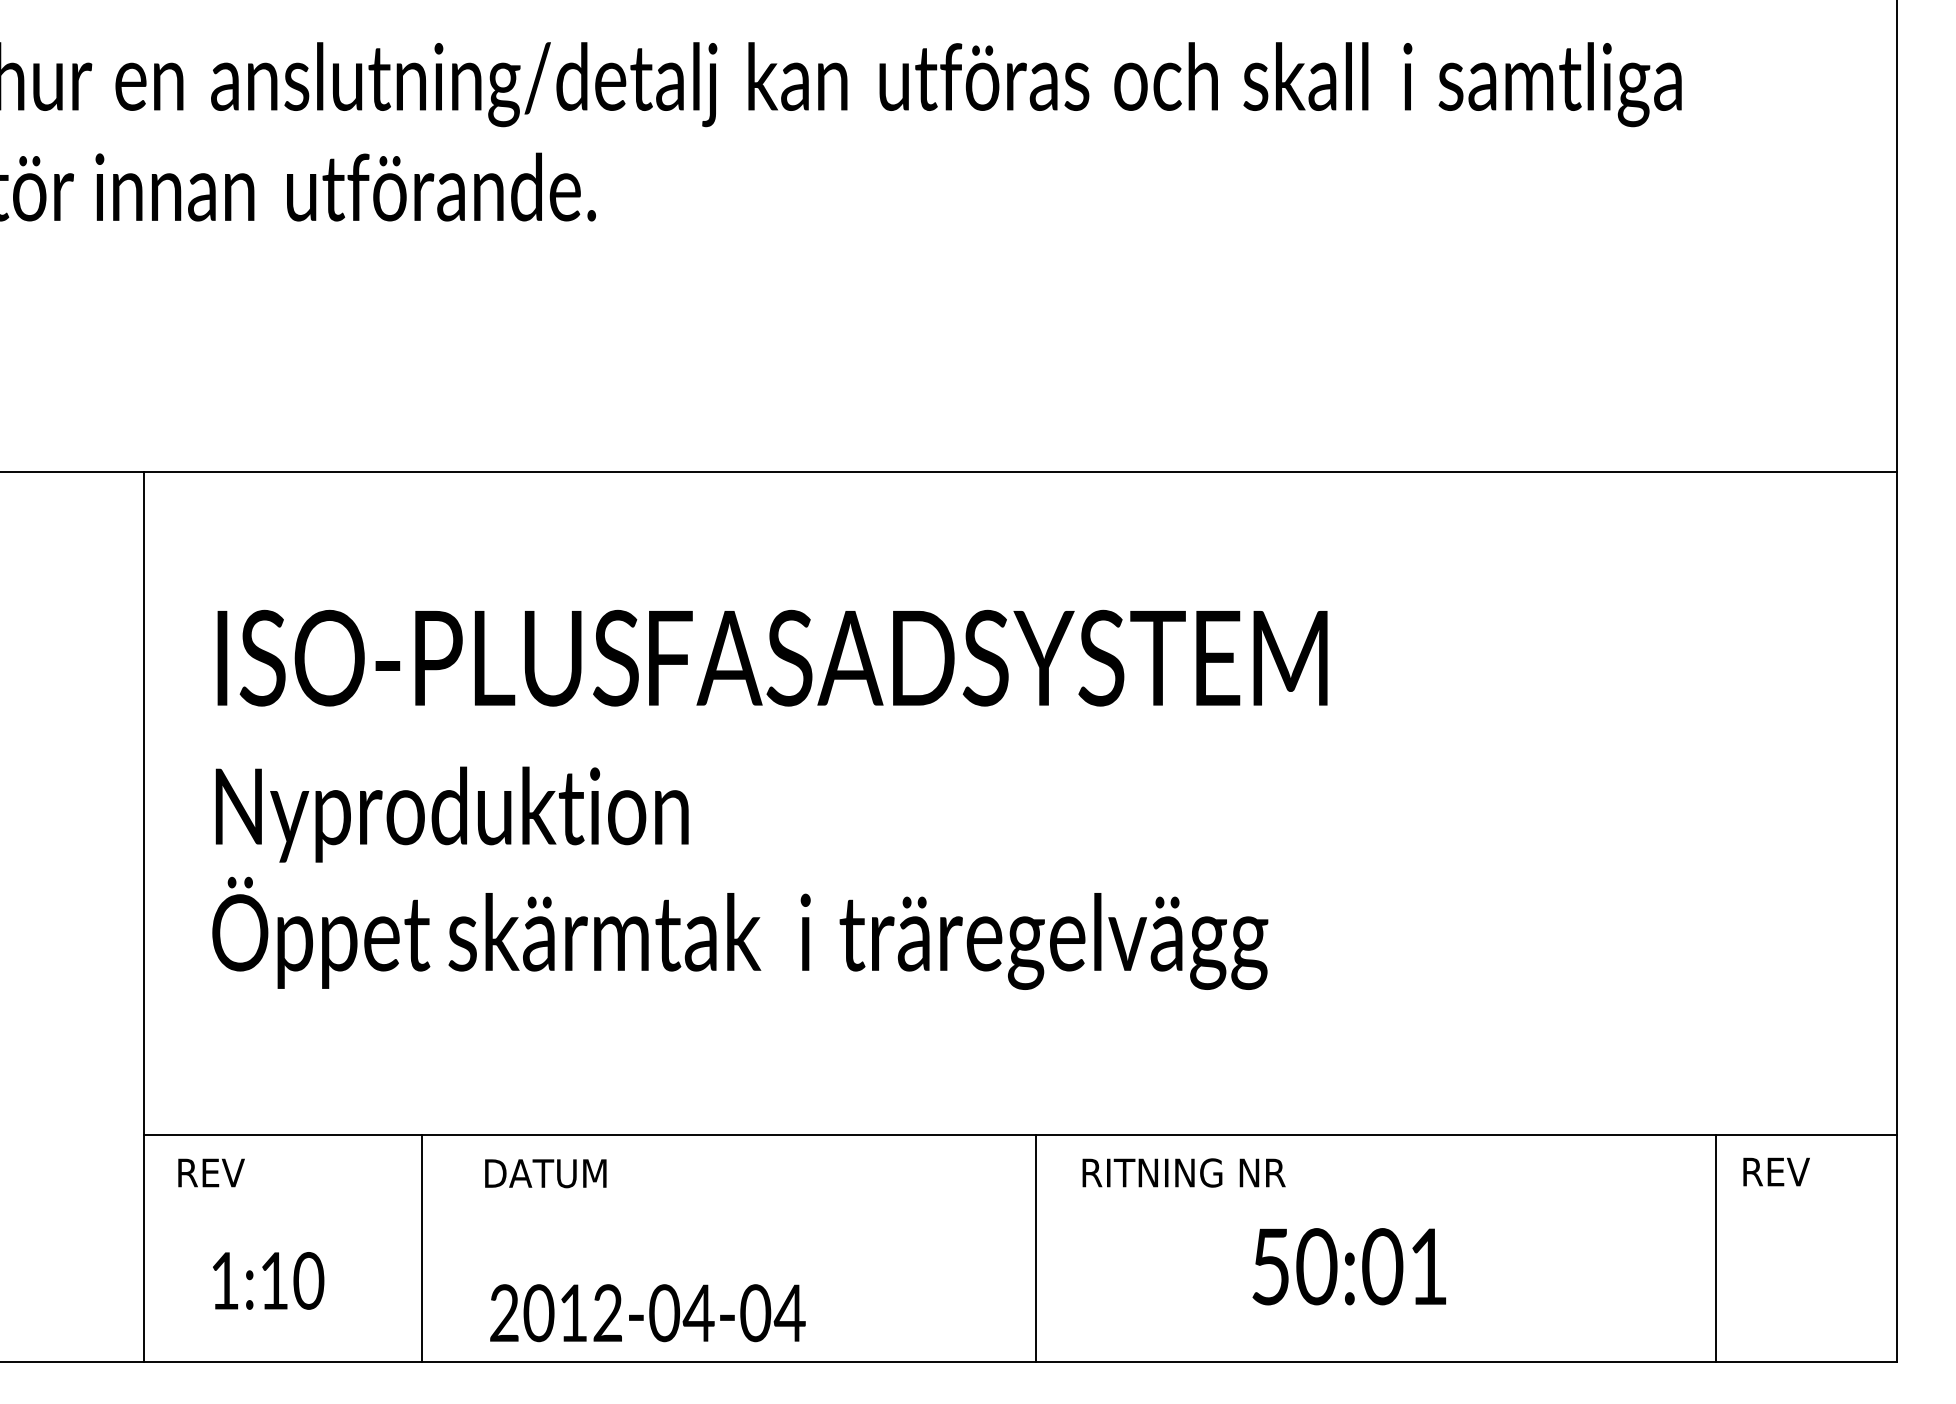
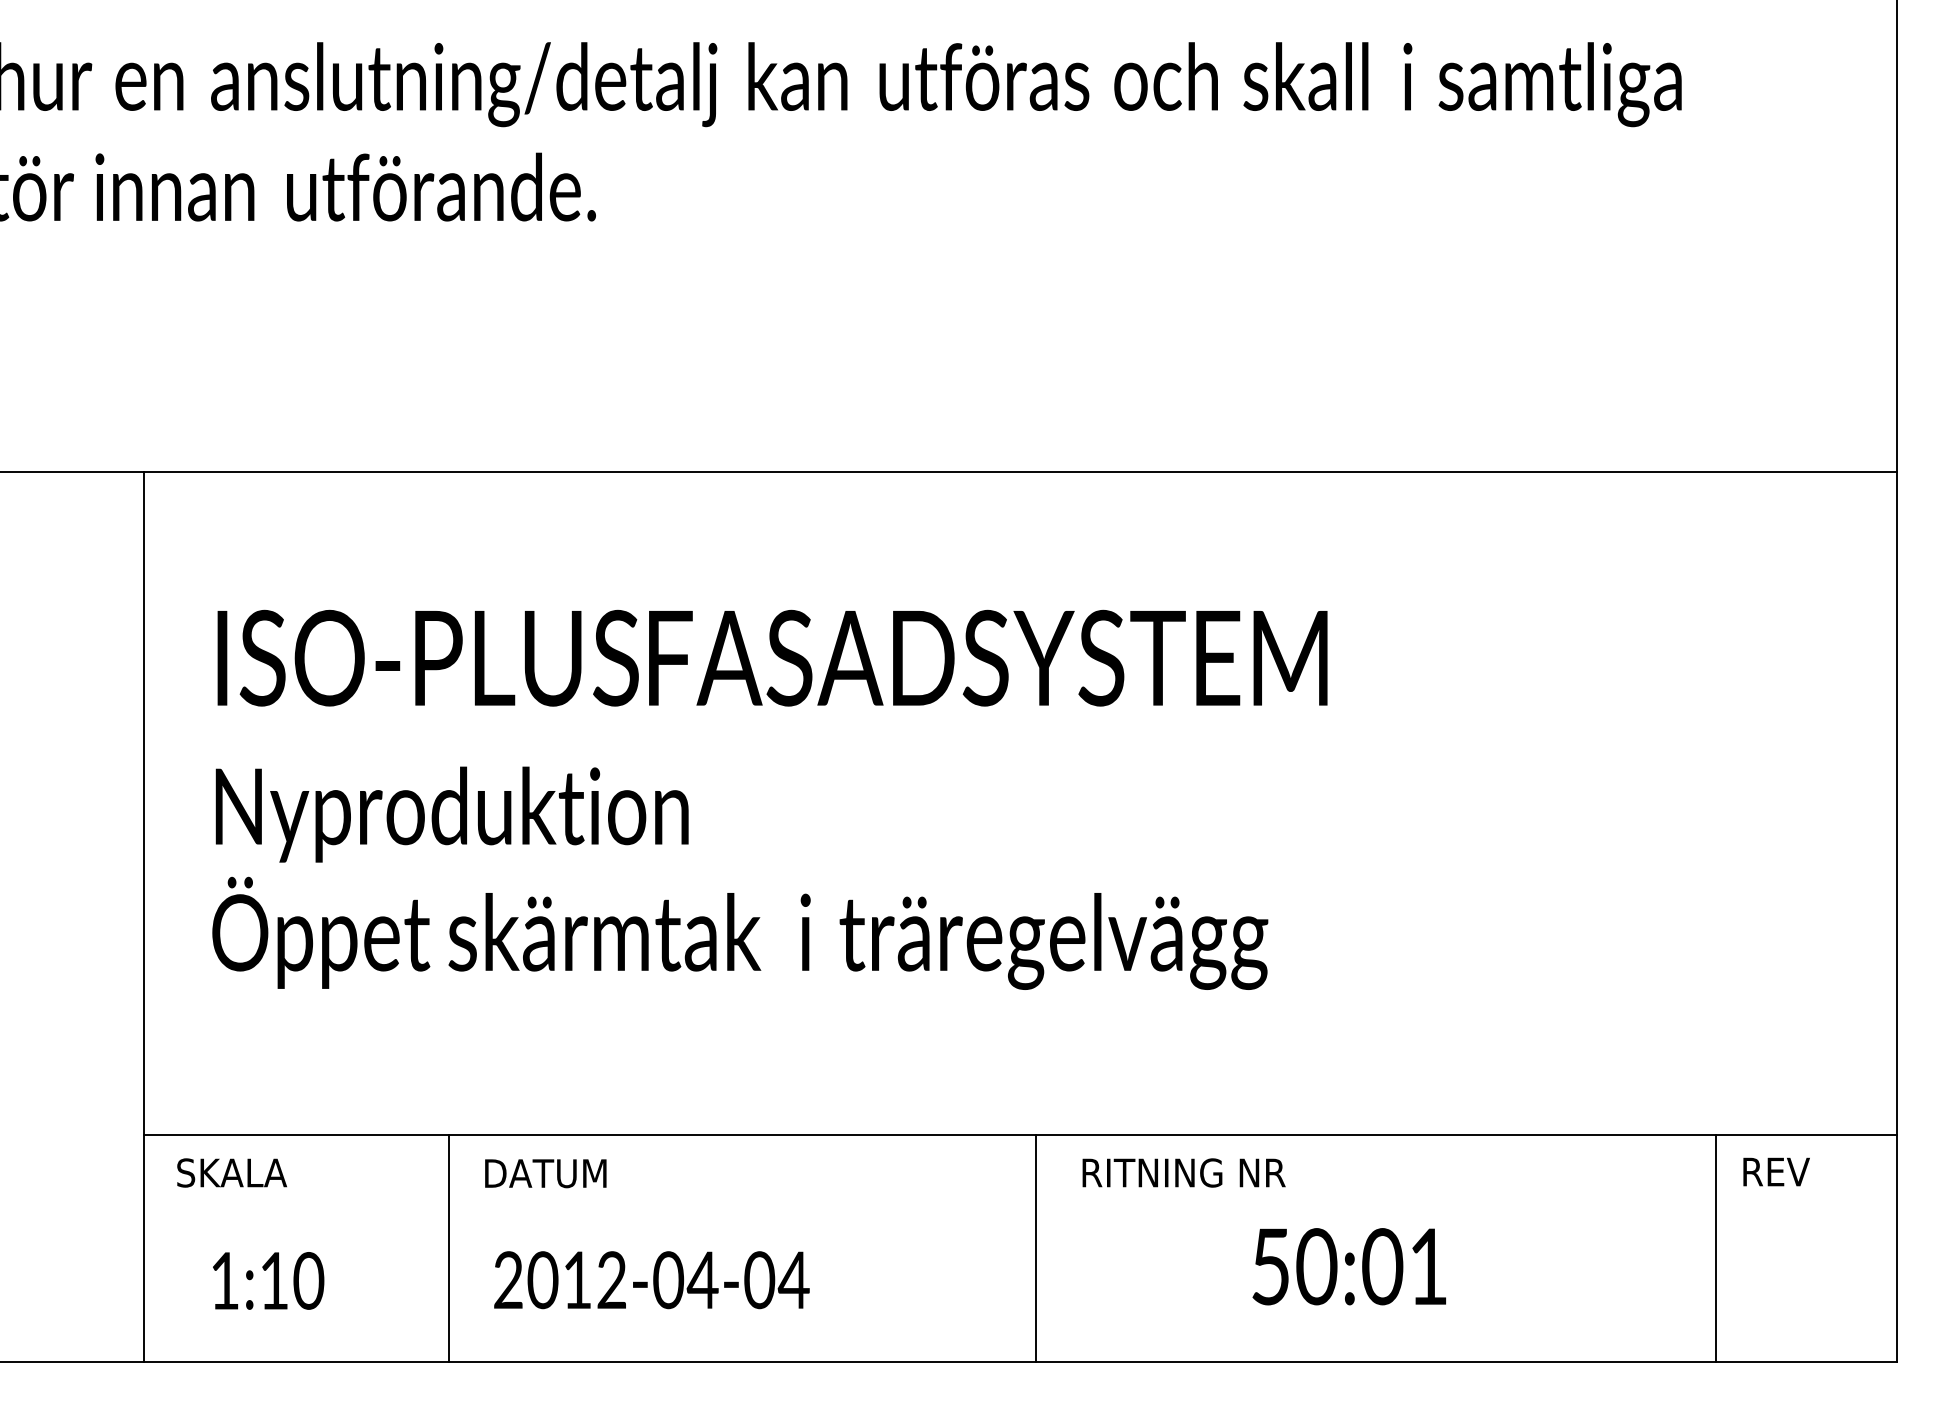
text: REV -> SKALA (232, 1172)
line position: (422, 1247) -> (449, 1247) (449, 1247)
text position: (647, 1313) -> (651, 1280) (651, 1280)
